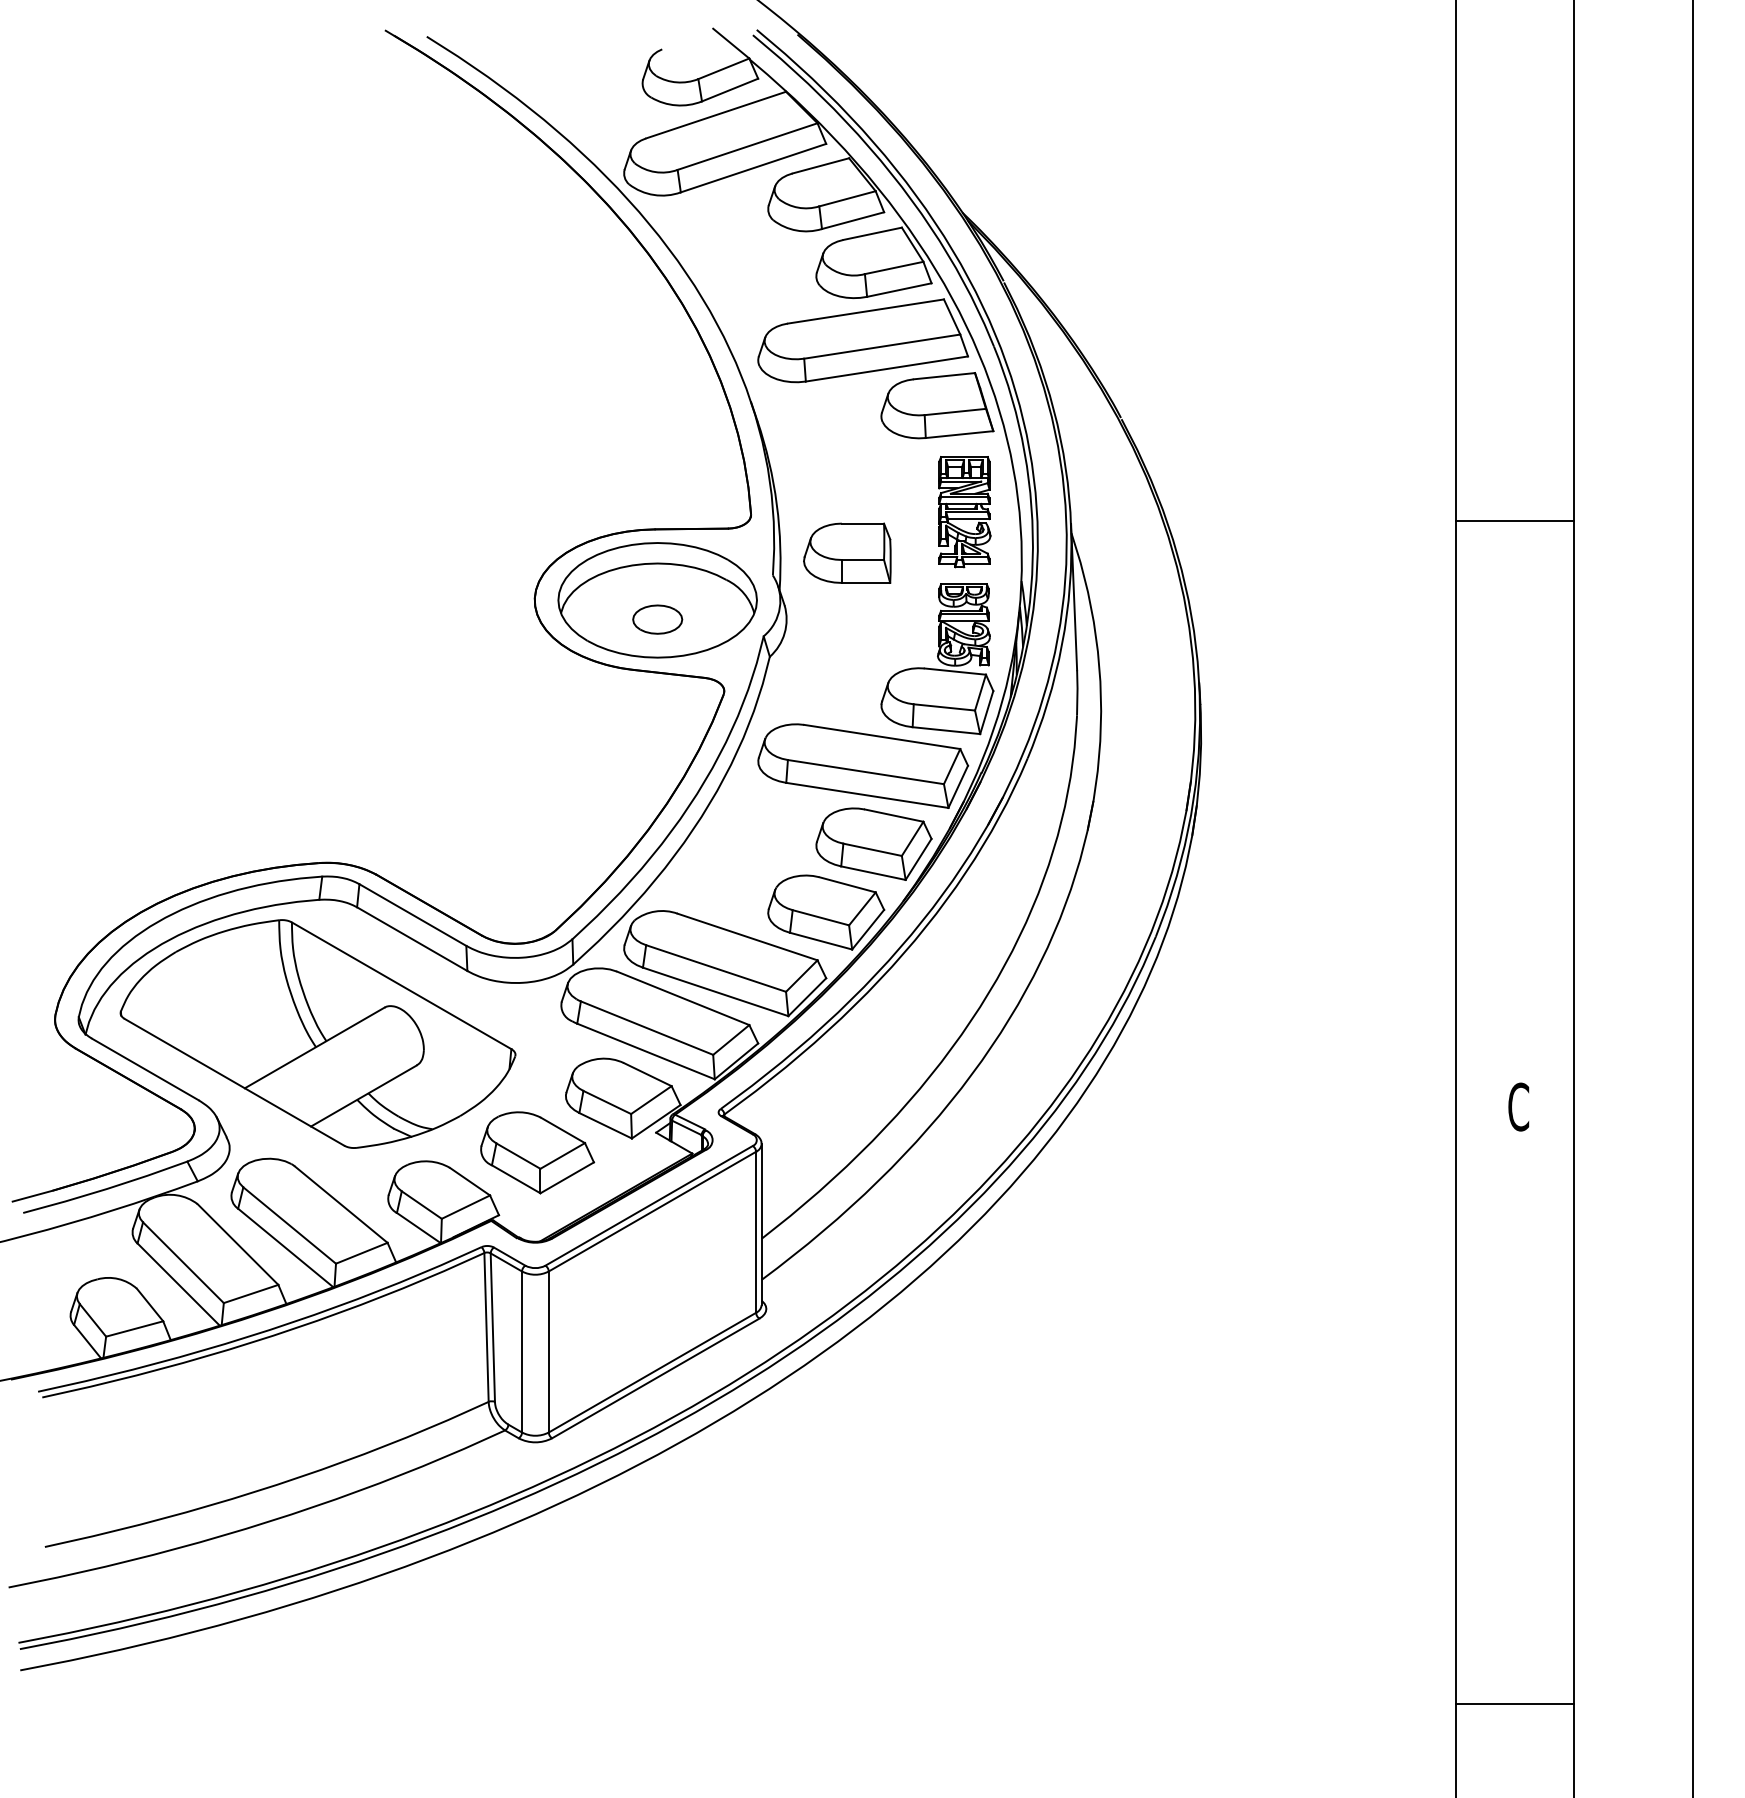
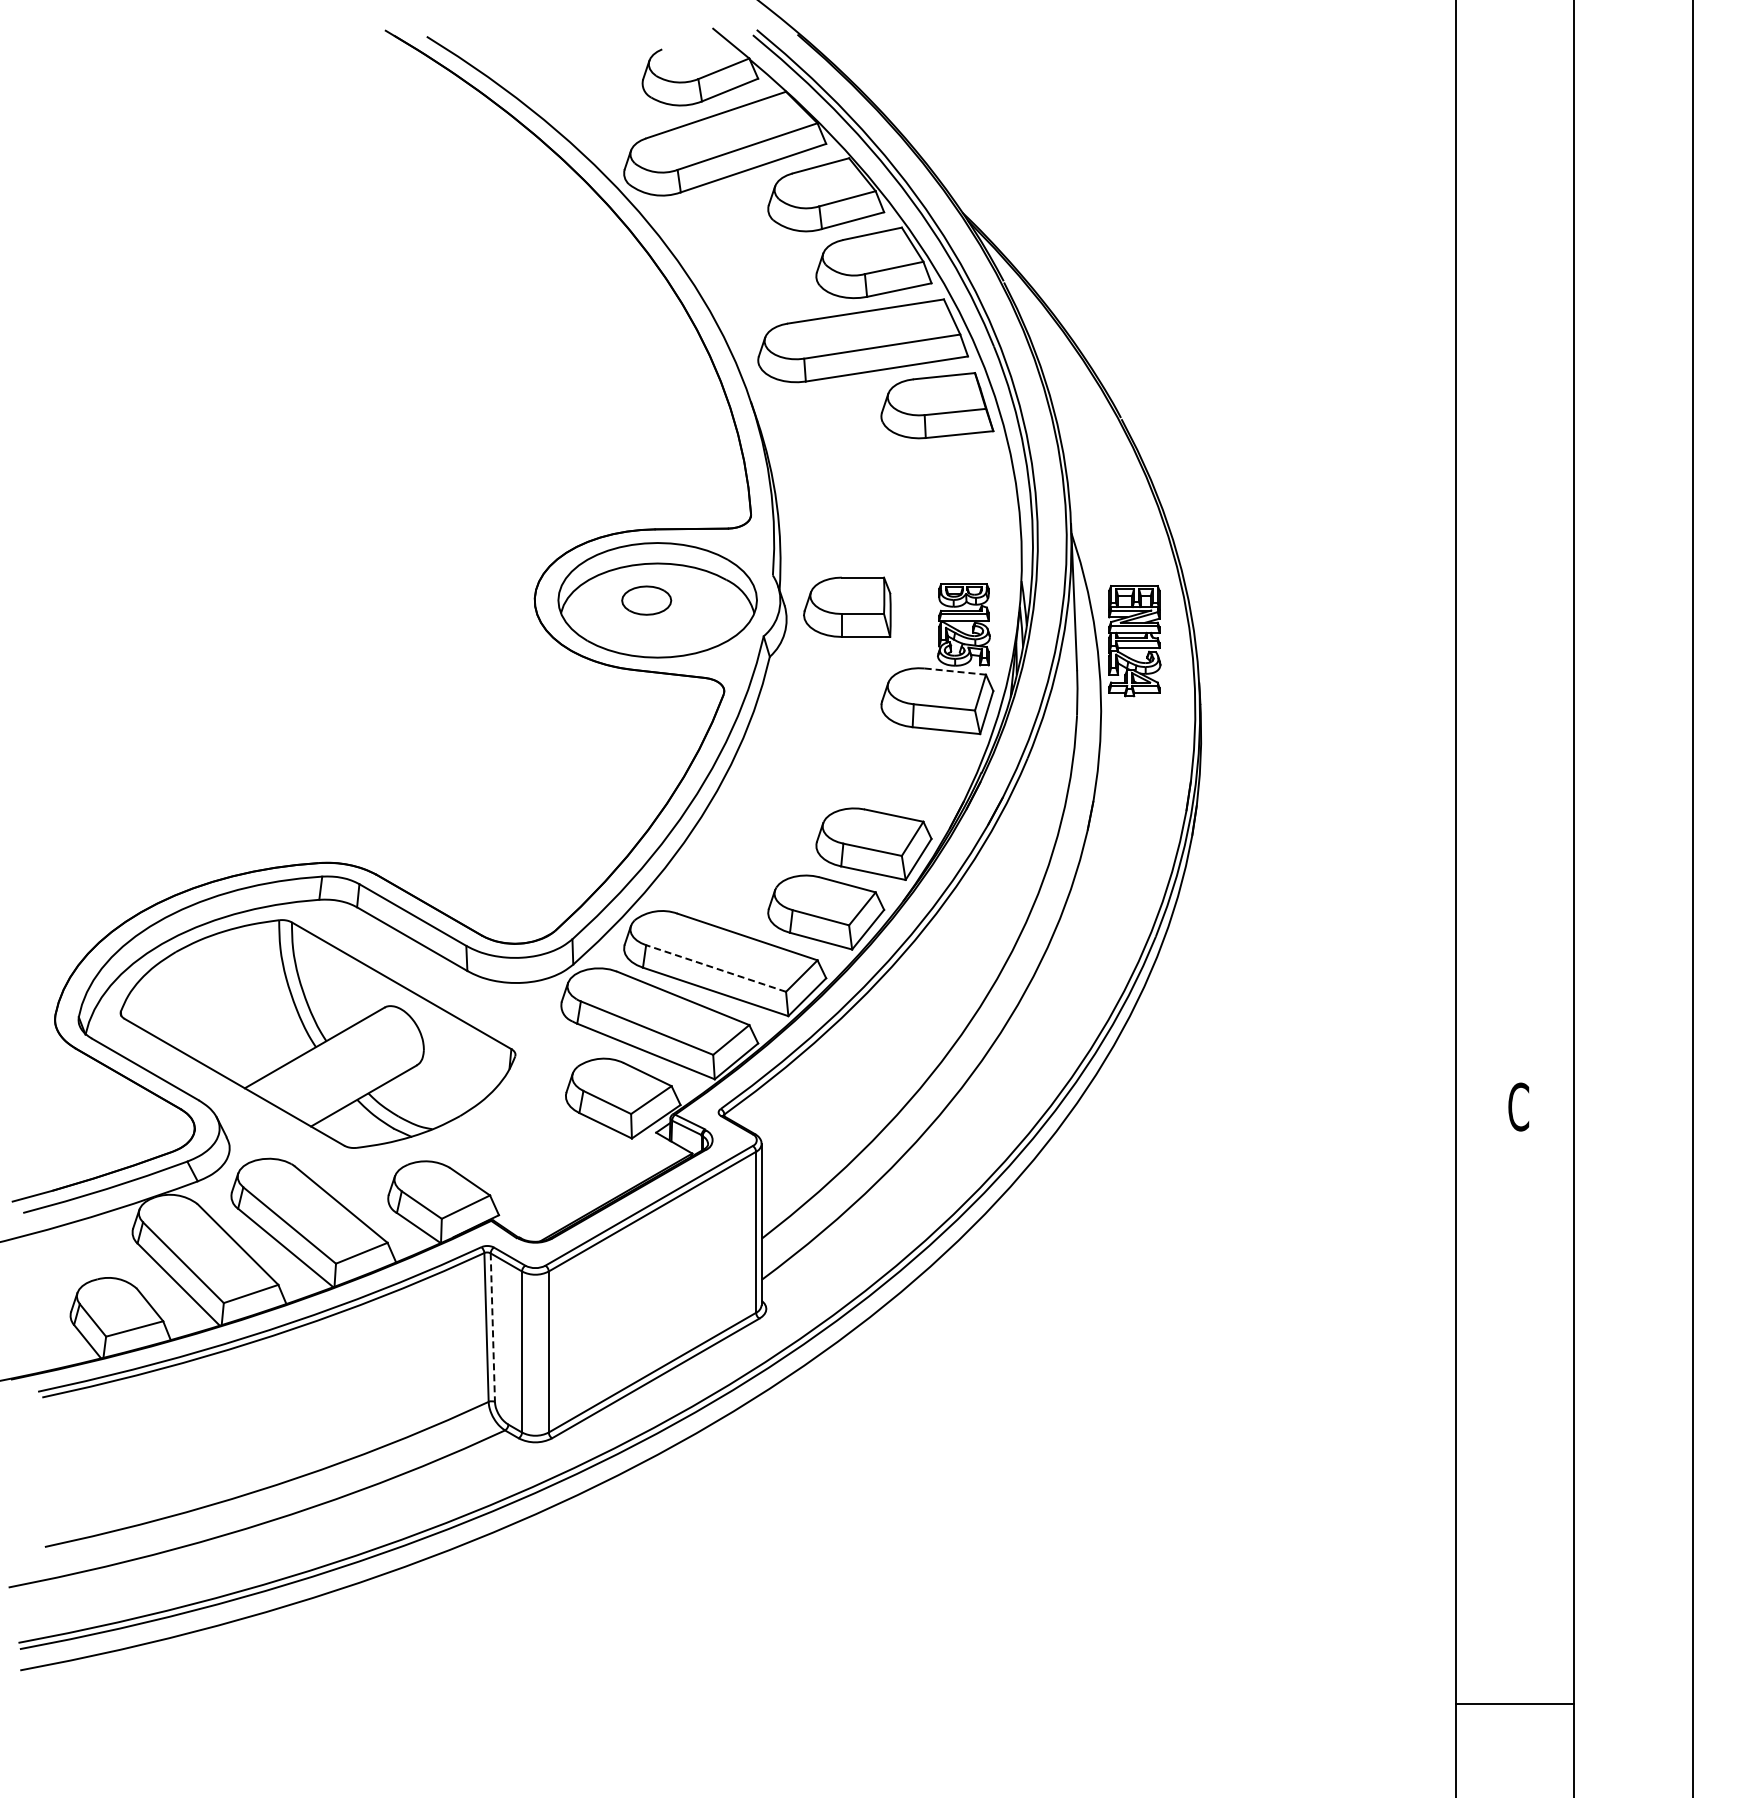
part position: (964, 512) -> (1134, 641) (1134, 641)
line: present -> none (1515, 521)
part position: (847, 552) -> (847, 606) (847, 606)
part position: (657, 619) -> (646, 600) (646, 600)
line: solid -> dashed (955, 671)
part: present -> none (863, 765)
line: solid -> dashed (716, 968)
part: present -> none (537, 1152)
line: solid -> dashed (492, 1328)
